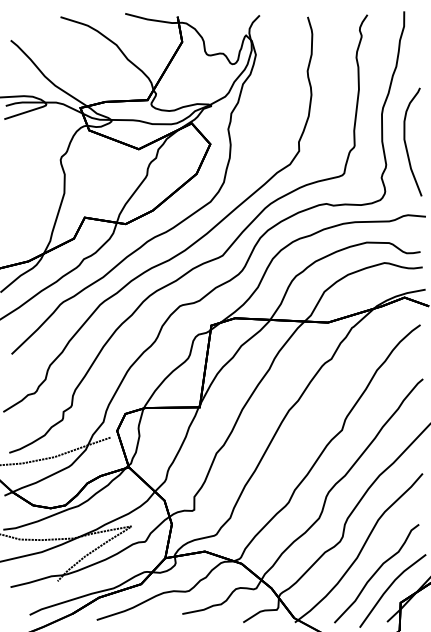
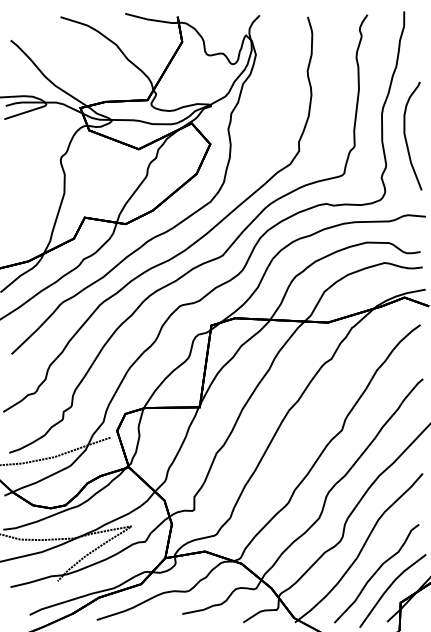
curve position: (406, 143) -> (406, 137) (406, 137)
